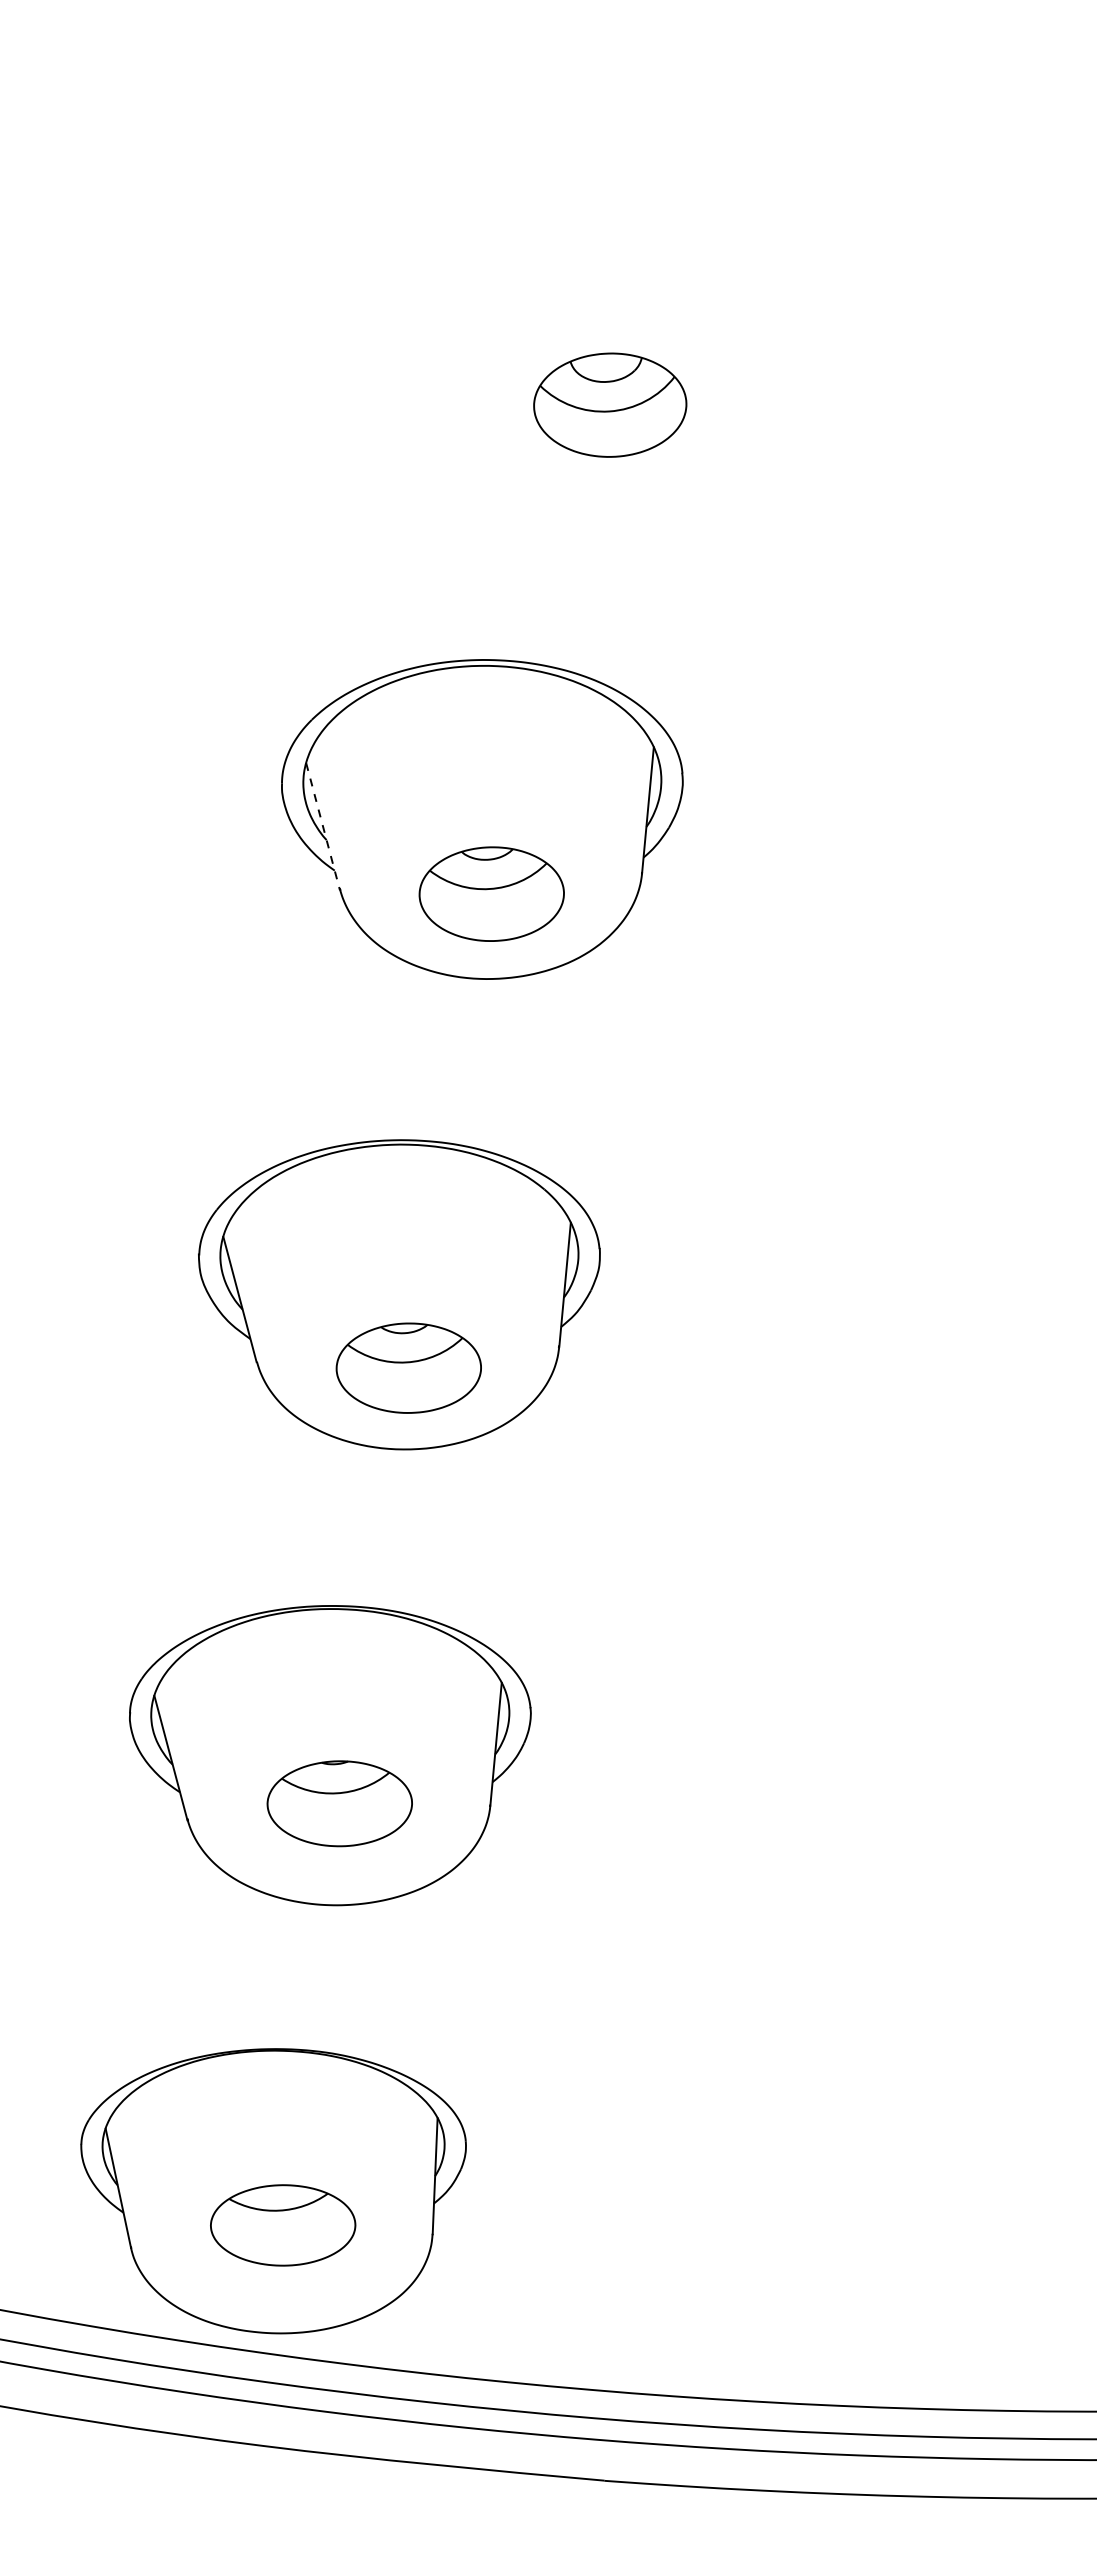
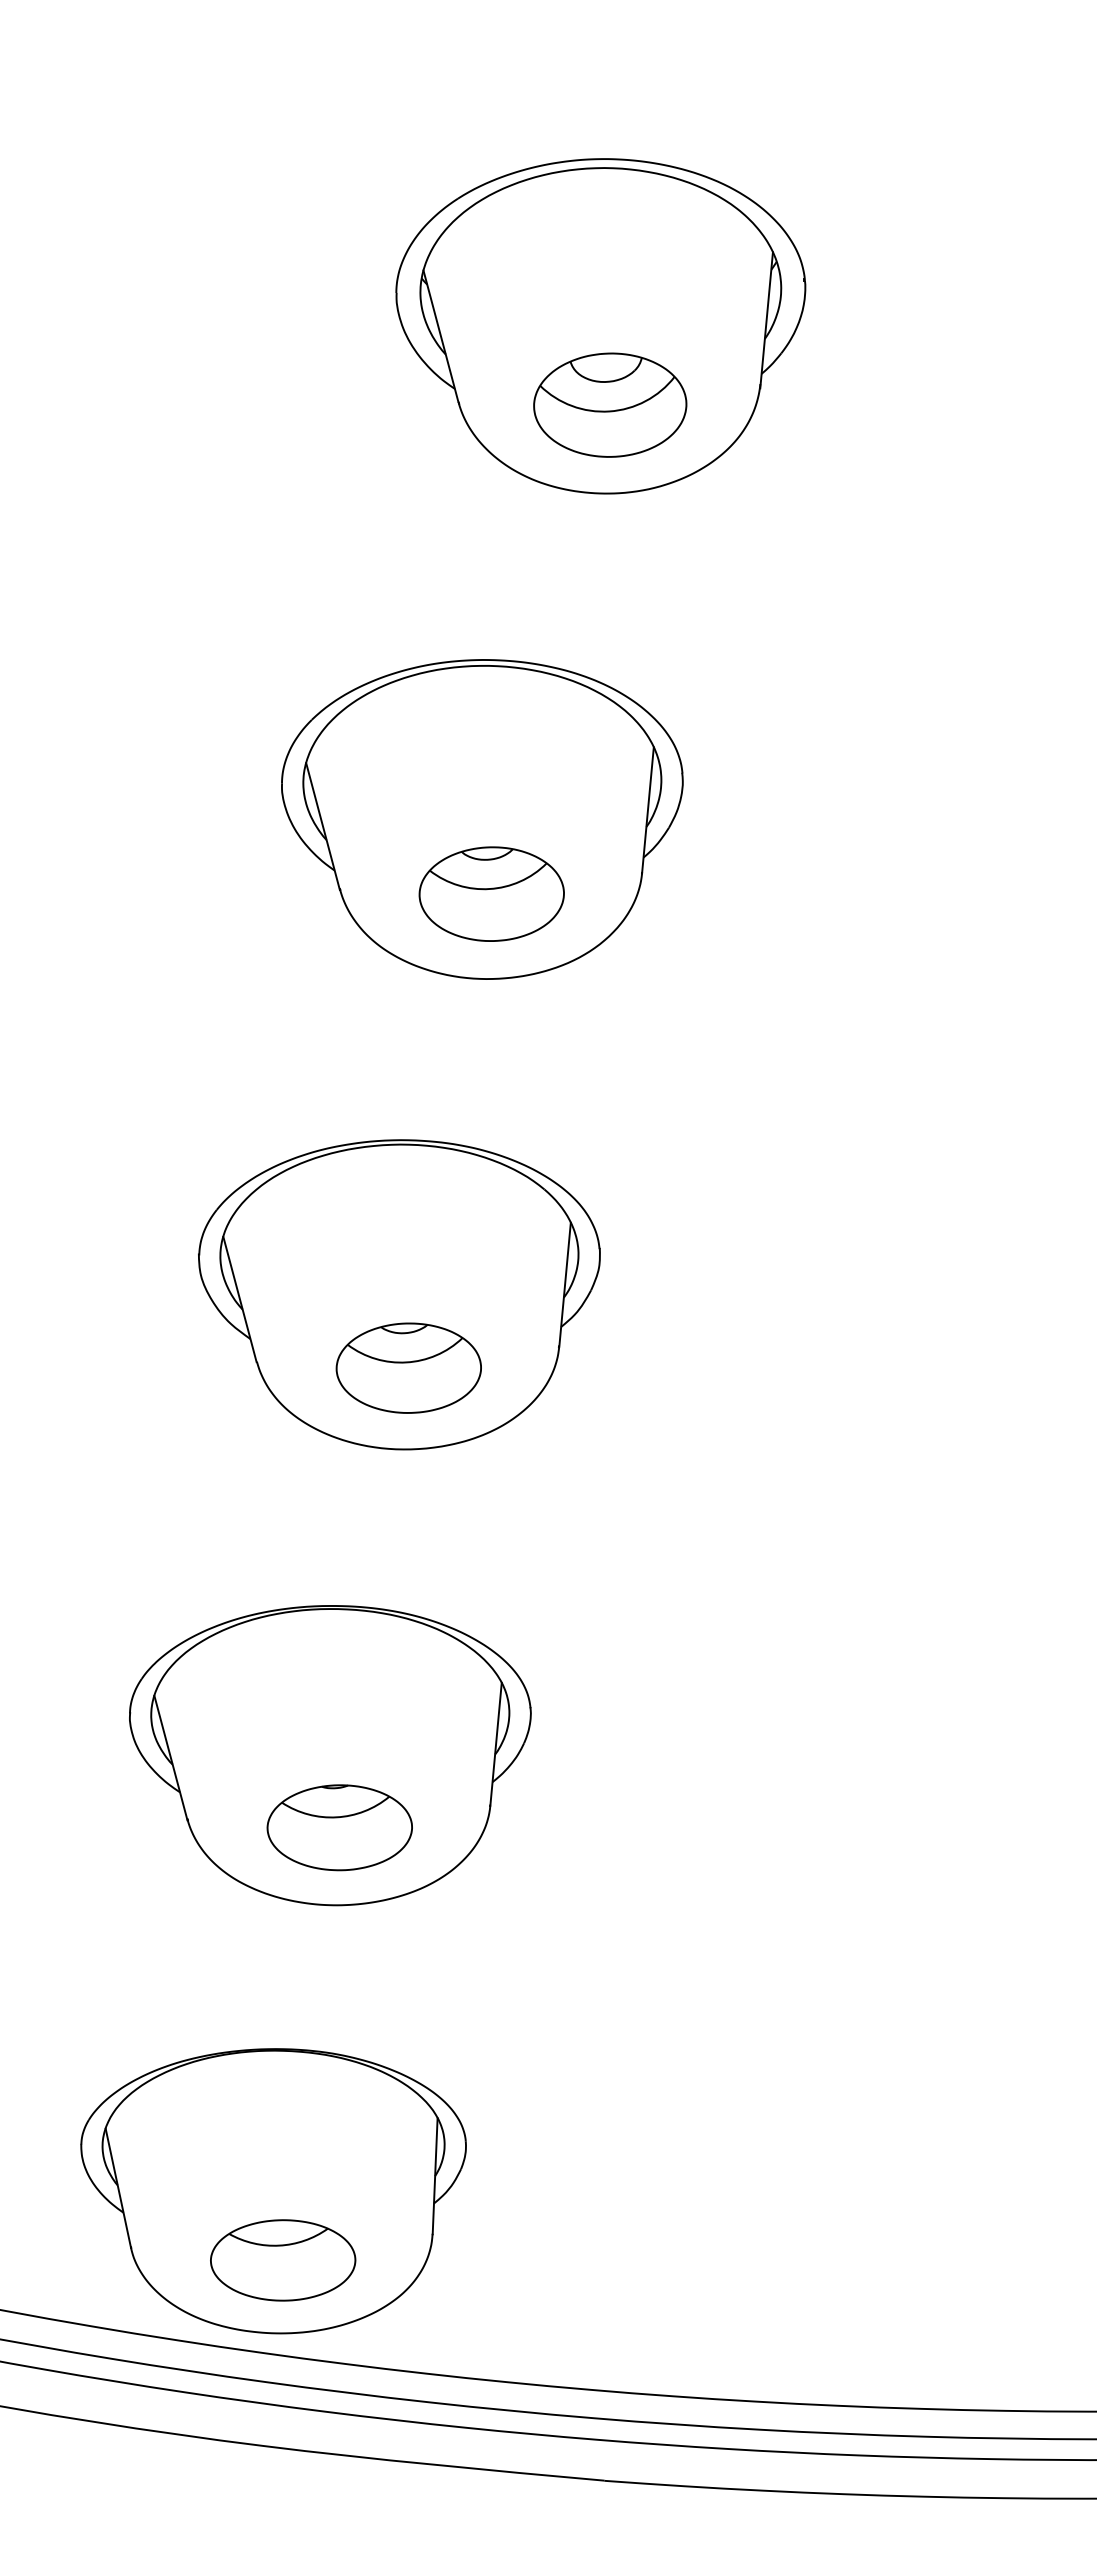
part: none -> present (600, 326)
line: dashed -> solid (323, 826)
part position: (339, 1803) -> (339, 1827) (339, 1827)
part position: (283, 2225) -> (283, 2260) (283, 2260)
